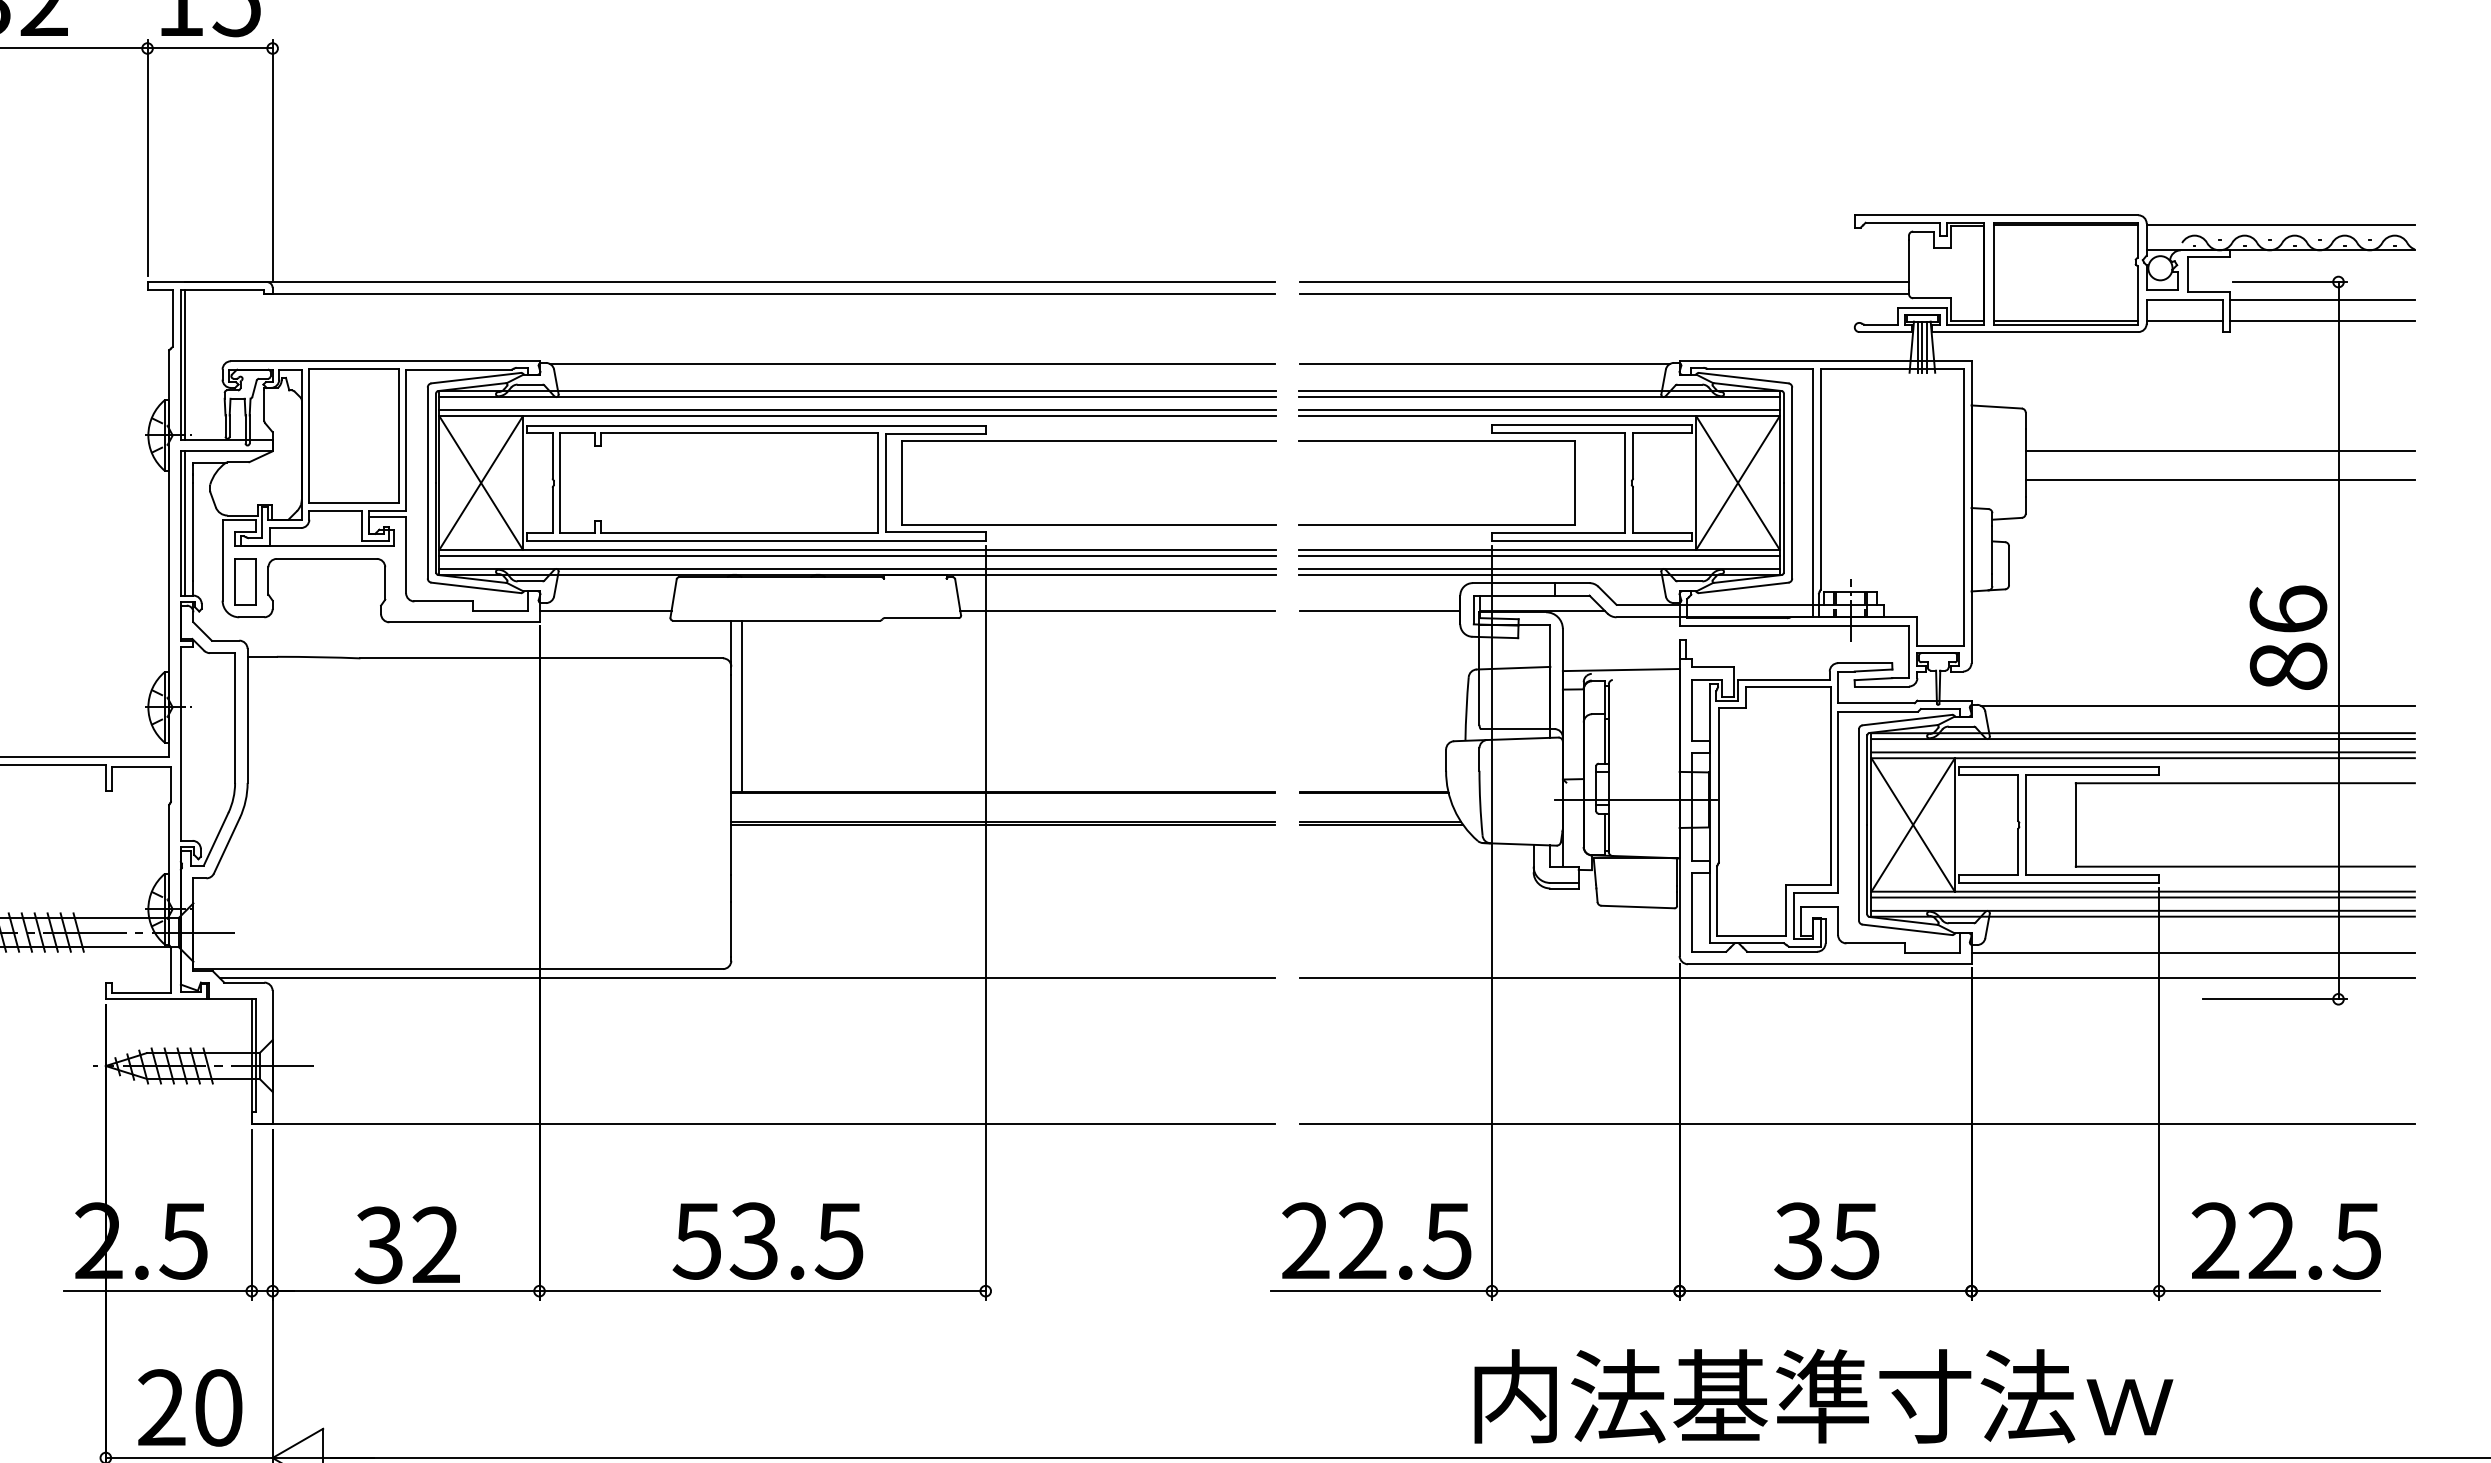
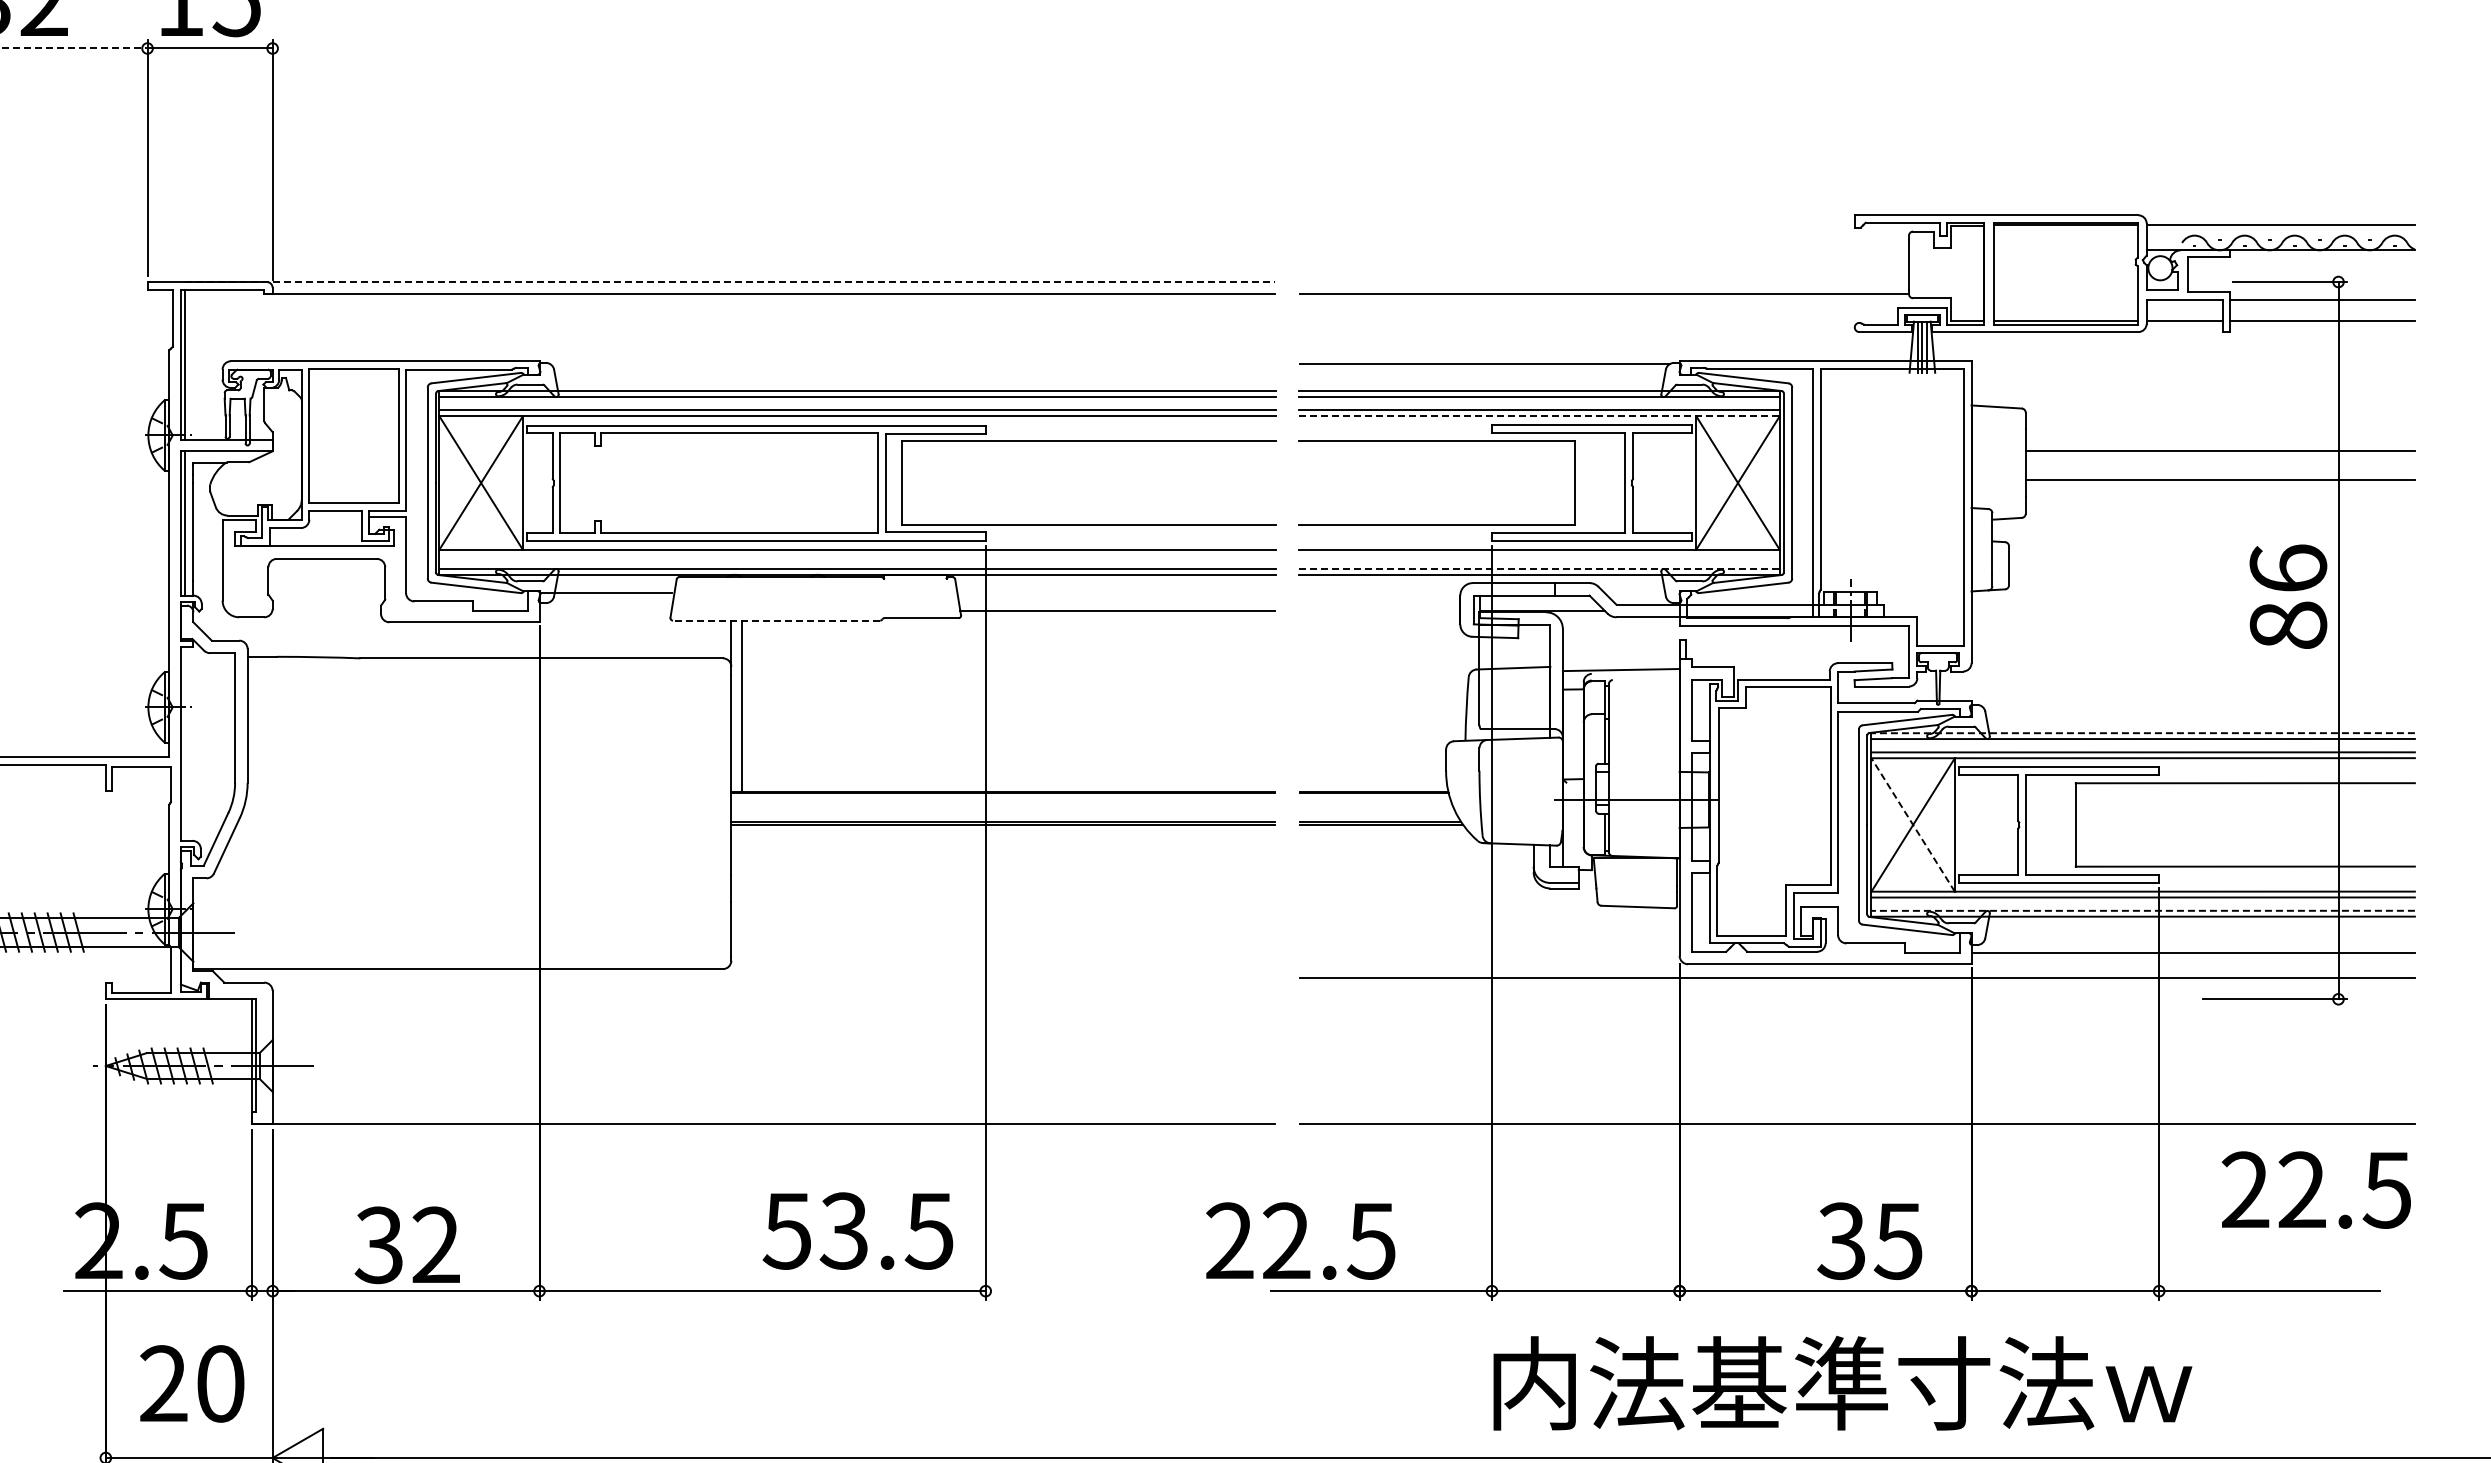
line: solid -> dashed (74, 48)
line: solid -> dashed (730, 282)
line: present -> none (1604, 282)
line: present -> none (912, 363)
line: solid -> dashed (1539, 416)
line: present -> none (857, 555)
line: present -> none (1538, 555)
line: solid -> dashed (1539, 568)
part: present -> none (245, 581)
line position: (605, 610) -> (605, 592) (605, 592)
line: present -> none (1380, 610)
line: solid -> dashed (776, 620)
text position: (2288, 637) -> (2288, 596) (2288, 596)
line: present -> none (2197, 705)
line: solid -> dashed (2143, 733)
line: solid -> dashed (1913, 824)
line: solid -> dashed (2143, 910)
line: present -> none (747, 978)
text position: (767, 1240) -> (857, 1230) (857, 1230)
text position: (1376, 1240) -> (1300, 1240) (1300, 1240)
text position: (1826, 1240) -> (1869, 1240) (1869, 1240)
text position: (2285, 1240) -> (2315, 1189) (2315, 1189)
text position: (1823, 1395) -> (1842, 1382) (1842, 1382)
text position: (190, 1407) -> (192, 1383) (192, 1383)
